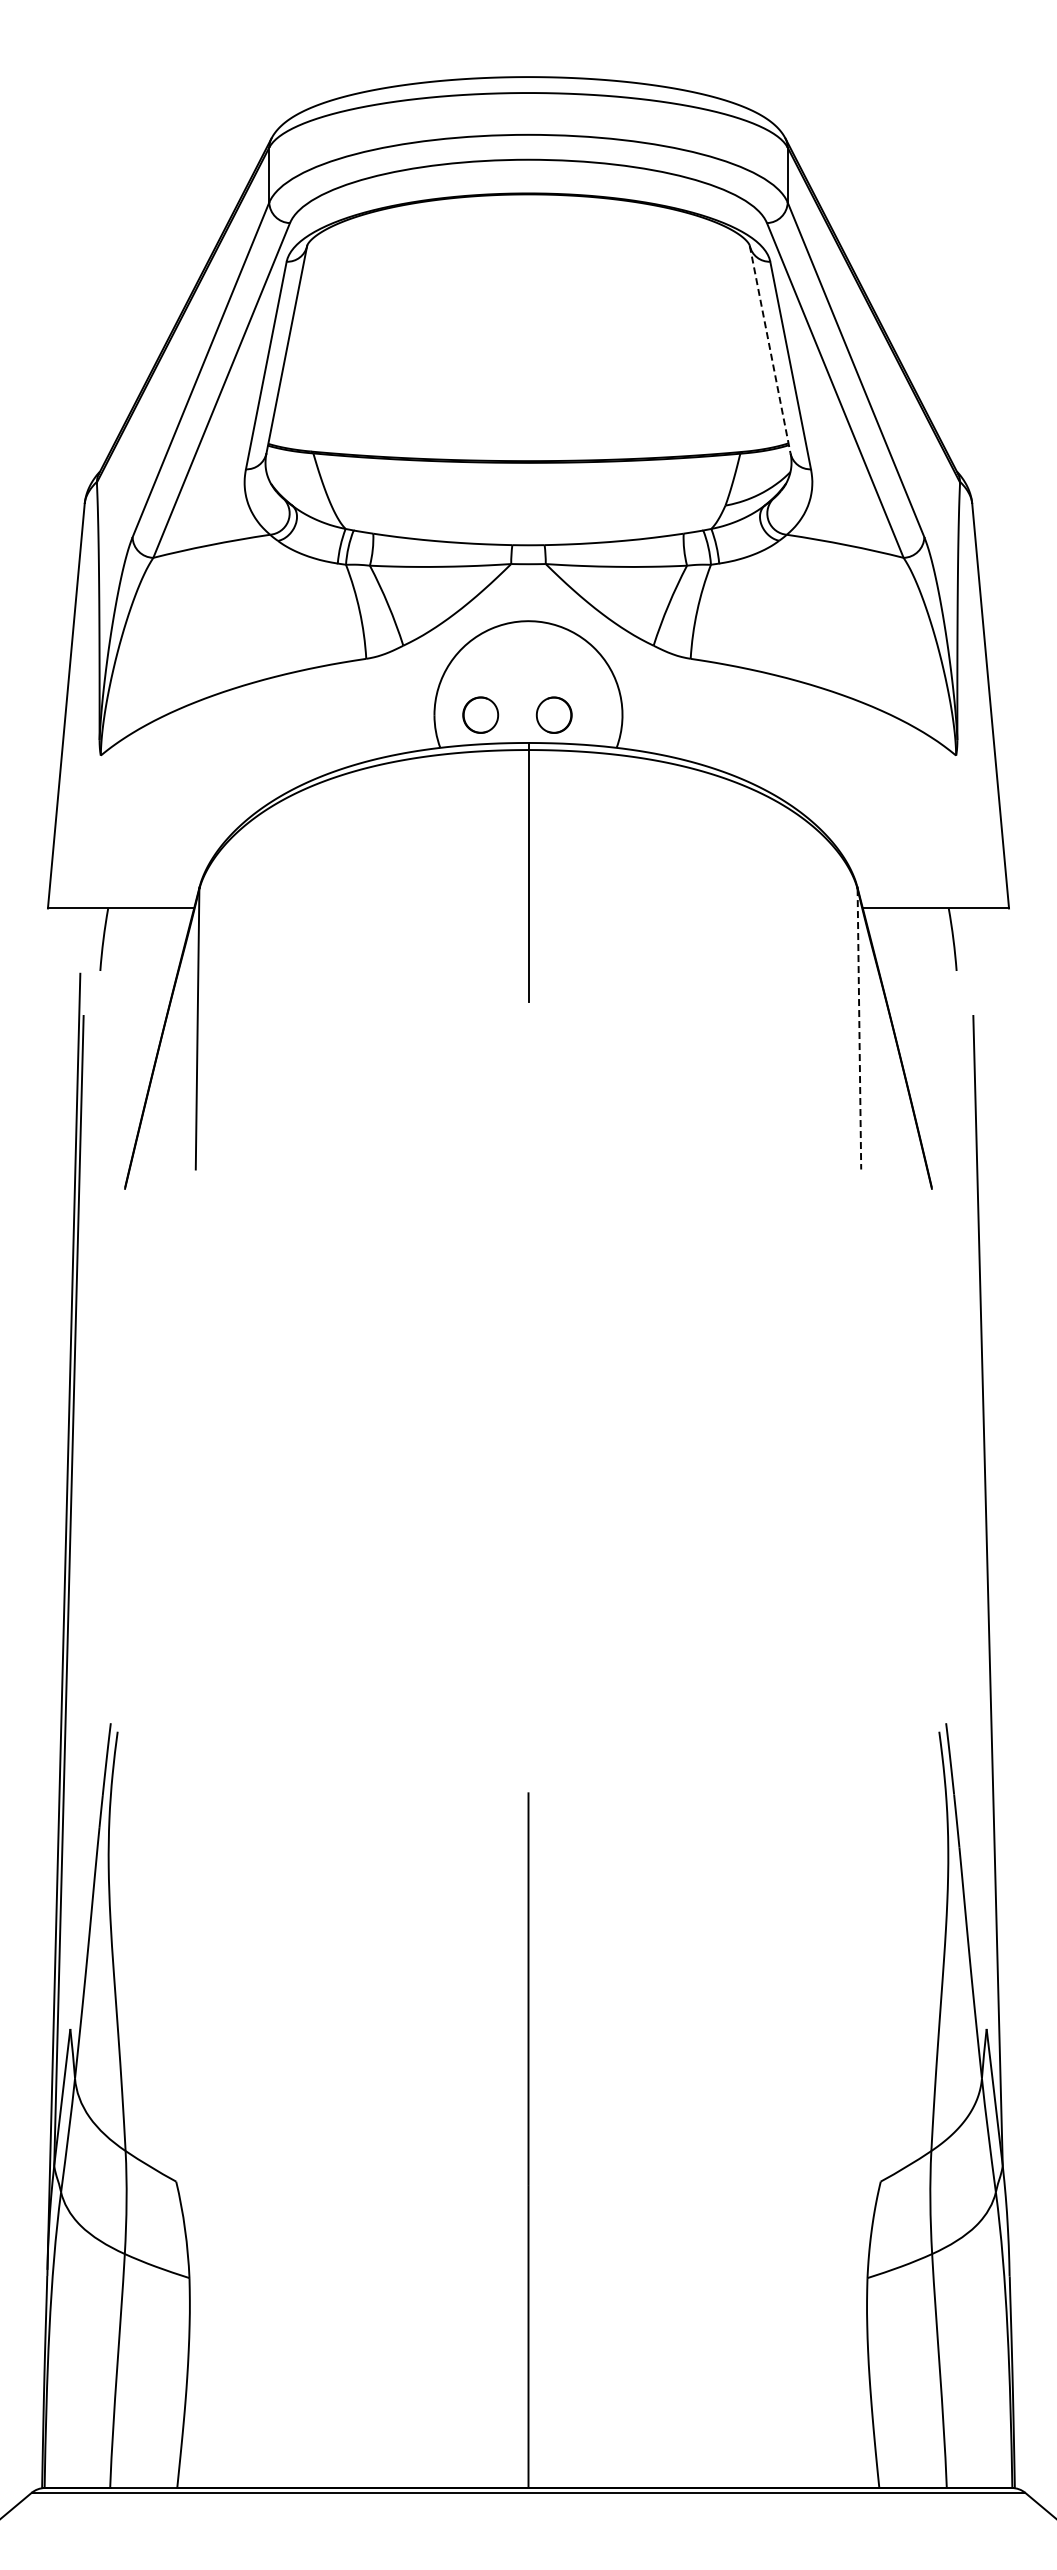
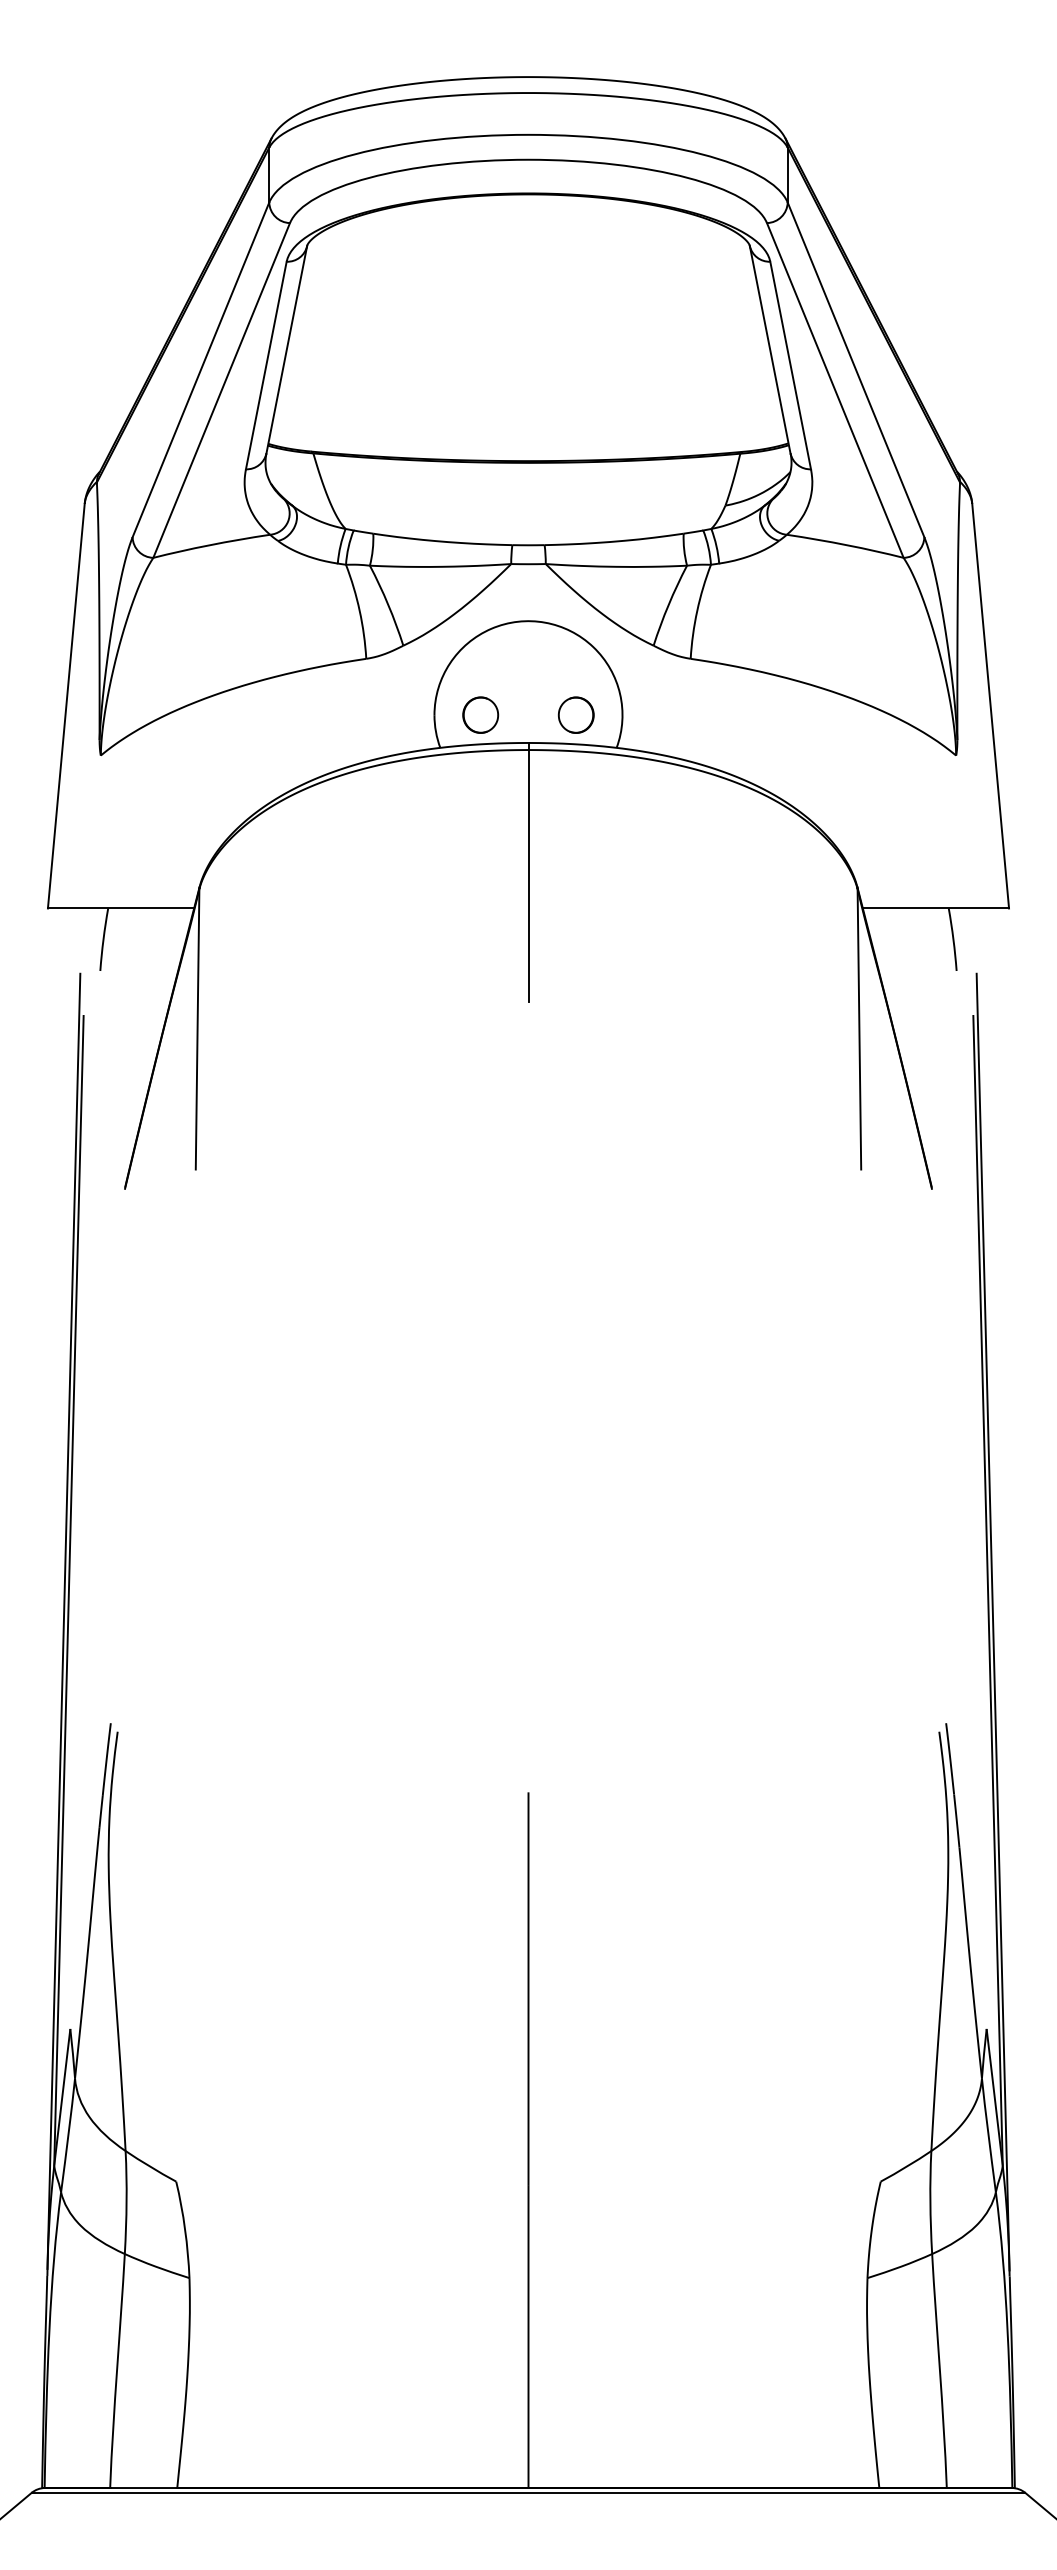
line: dashed -> solid (770, 349)
part position: (553, 714) -> (575, 714) (575, 714)
line: dashed -> solid (859, 1029)
line: none -> present (992, 1621)
